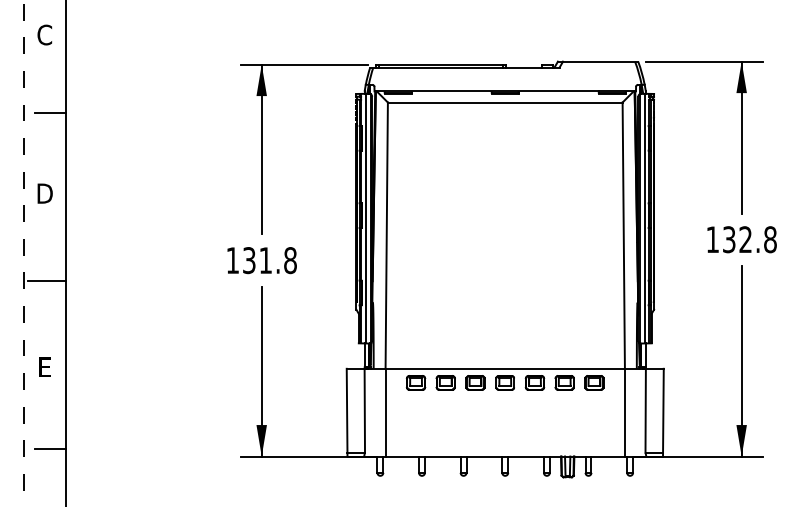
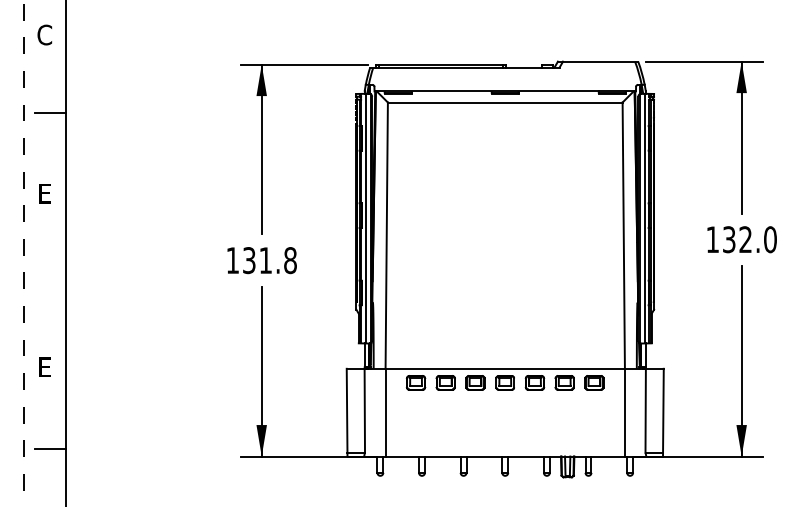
text: D -> E (44, 193)
text: 132.8 -> 132.0 (770, 239)
line: present -> none (46, 280)
